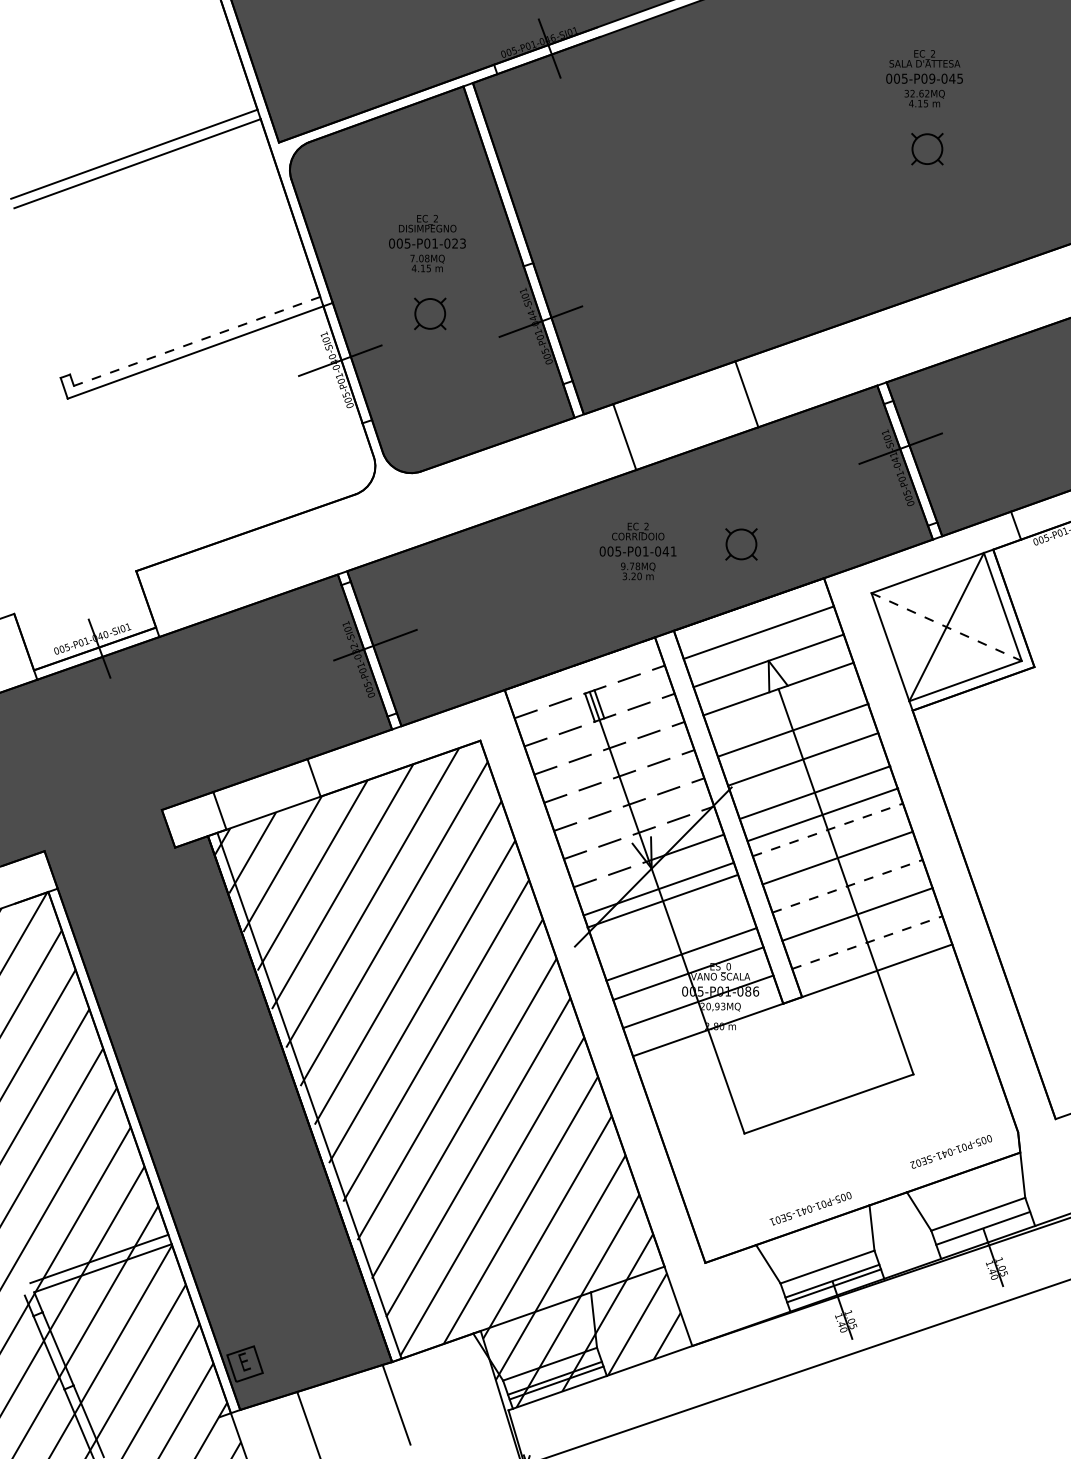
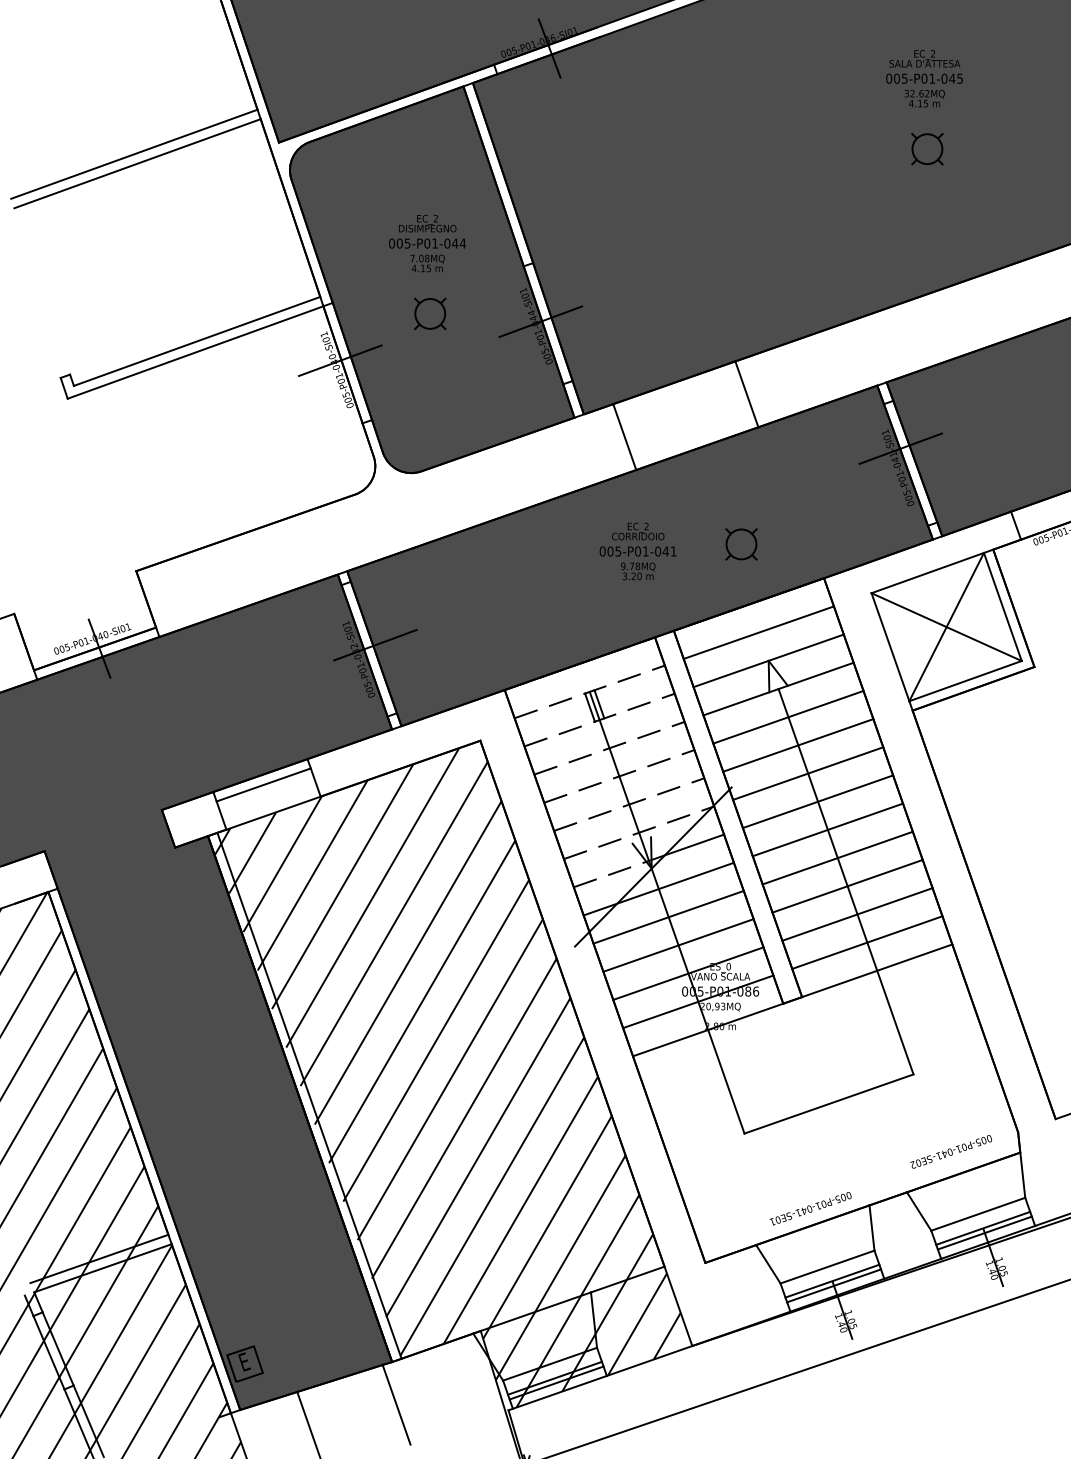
text: 005-P09-045 -> 005-P01-045 (932, 78)
text: 005-P01-023 -> 005-P01-044 (458, 243)
line: dashed -> solid (197, 341)
line: dashed -> solid (947, 627)
line position: (793, 729) -> (788, 716) (788, 716)
line position: (803, 759) -> (798, 745) (798, 745)
line: none -> present (263, 784)
line position: (815, 792) -> (808, 773) (808, 773)
line position: (822, 814) -> (817, 801) (817, 801)
line: dashed -> solid (827, 829)
line: dashed -> solid (847, 886)
line position: (662, 900) -> (668, 916) (668, 916)
line: dashed -> solid (867, 942)
line position: (681, 954) -> (678, 945) (678, 945)
line: none -> present (984, 1232)
